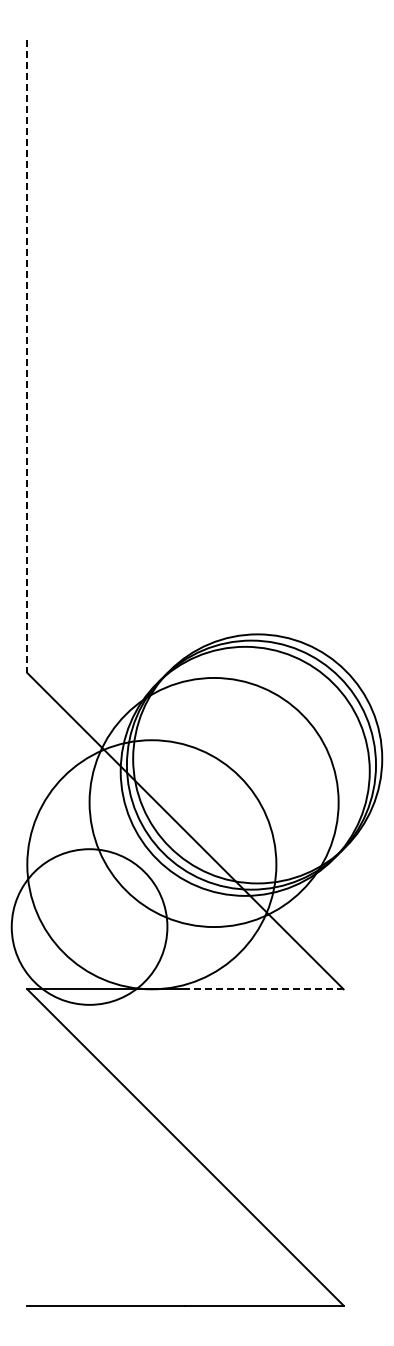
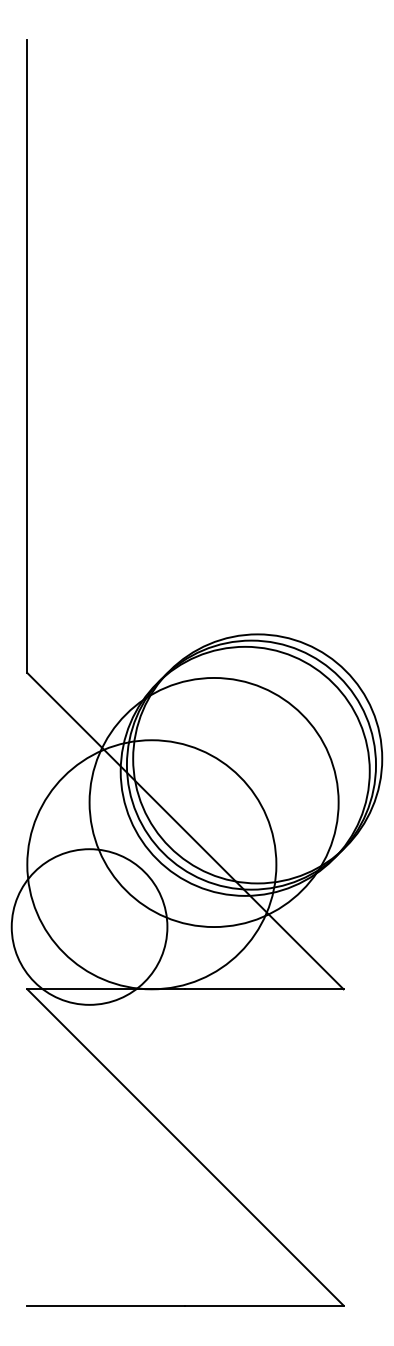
line: dashed -> solid (27, 357)
line: dashed -> solid (264, 989)
